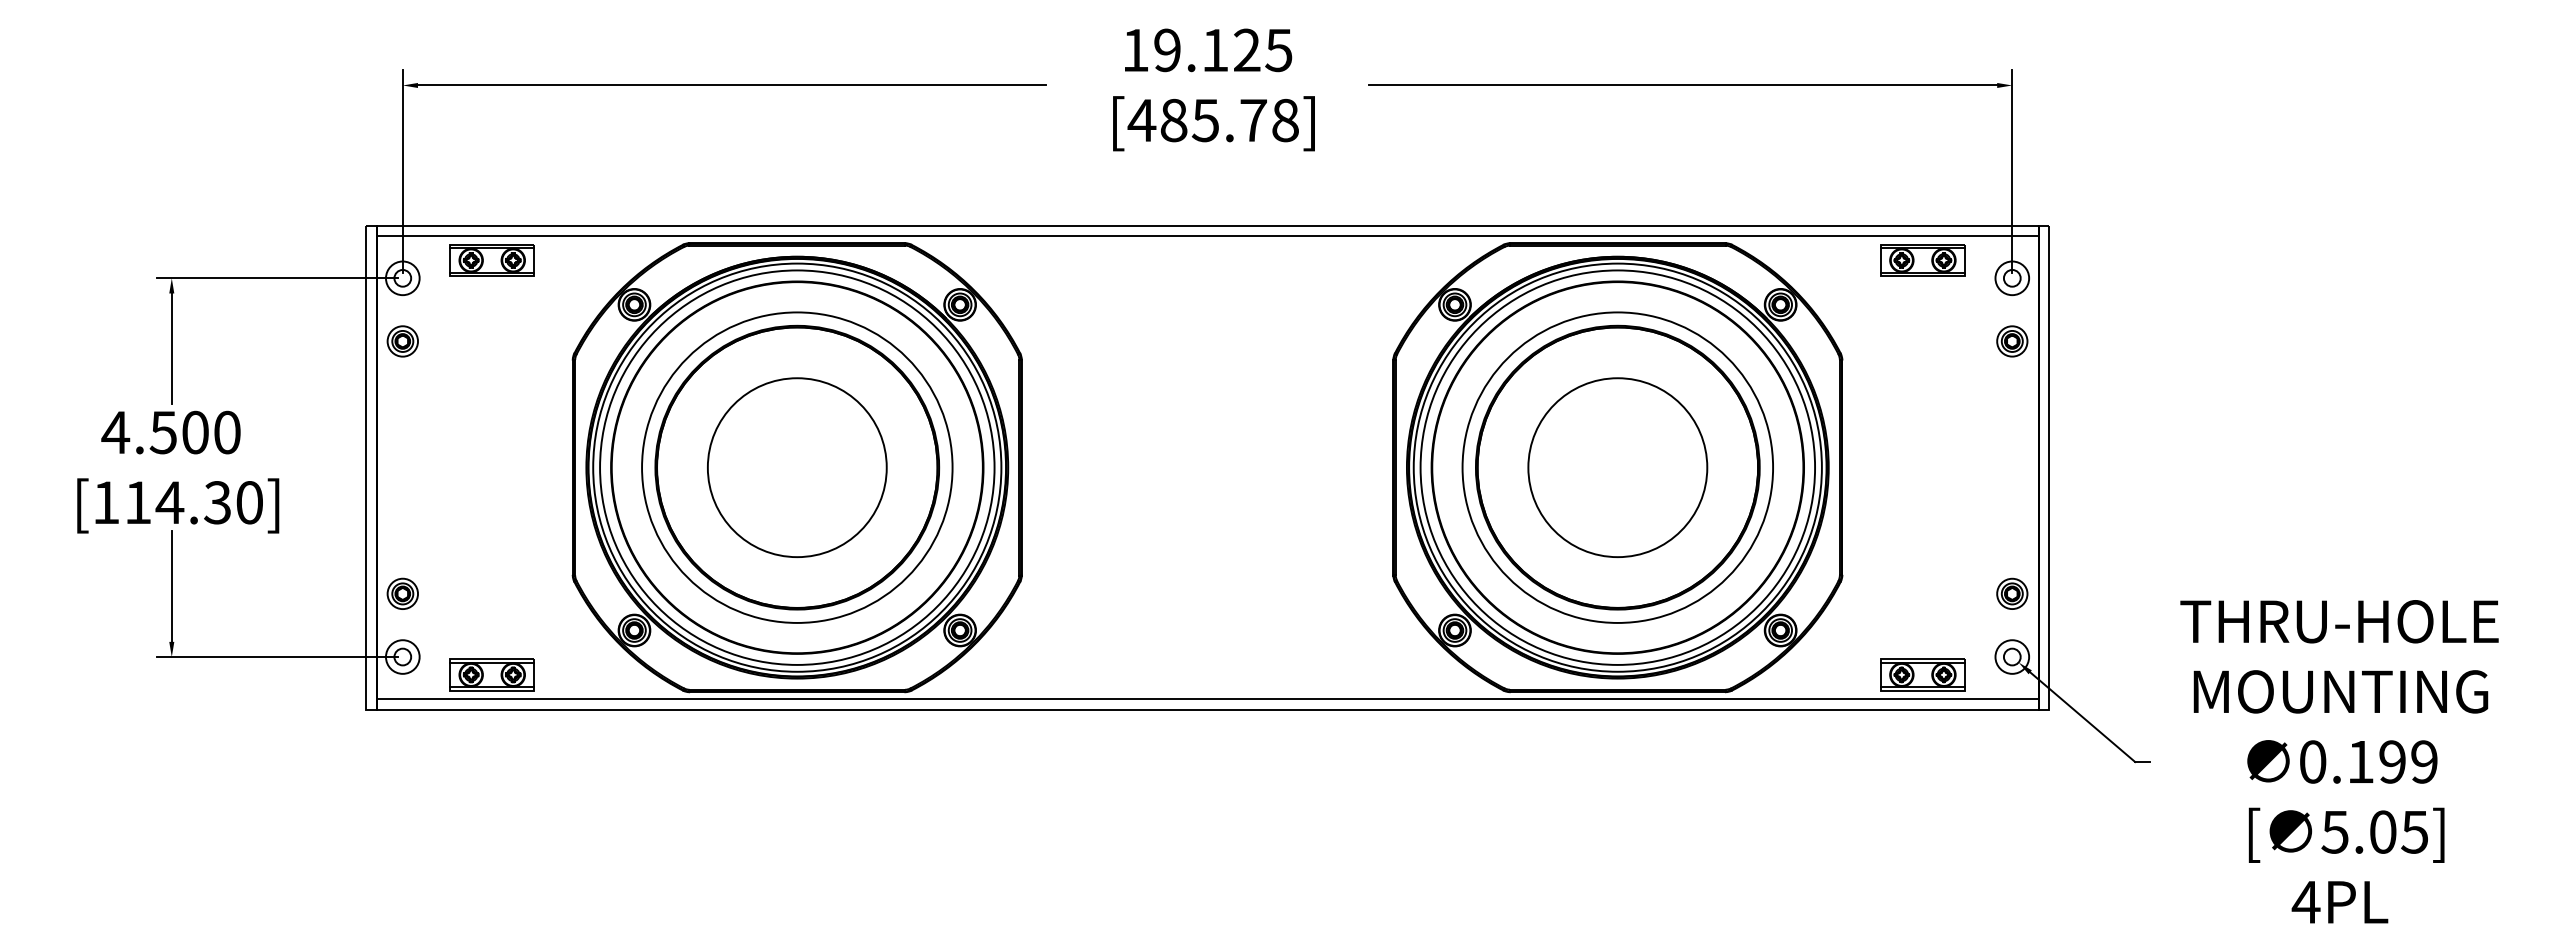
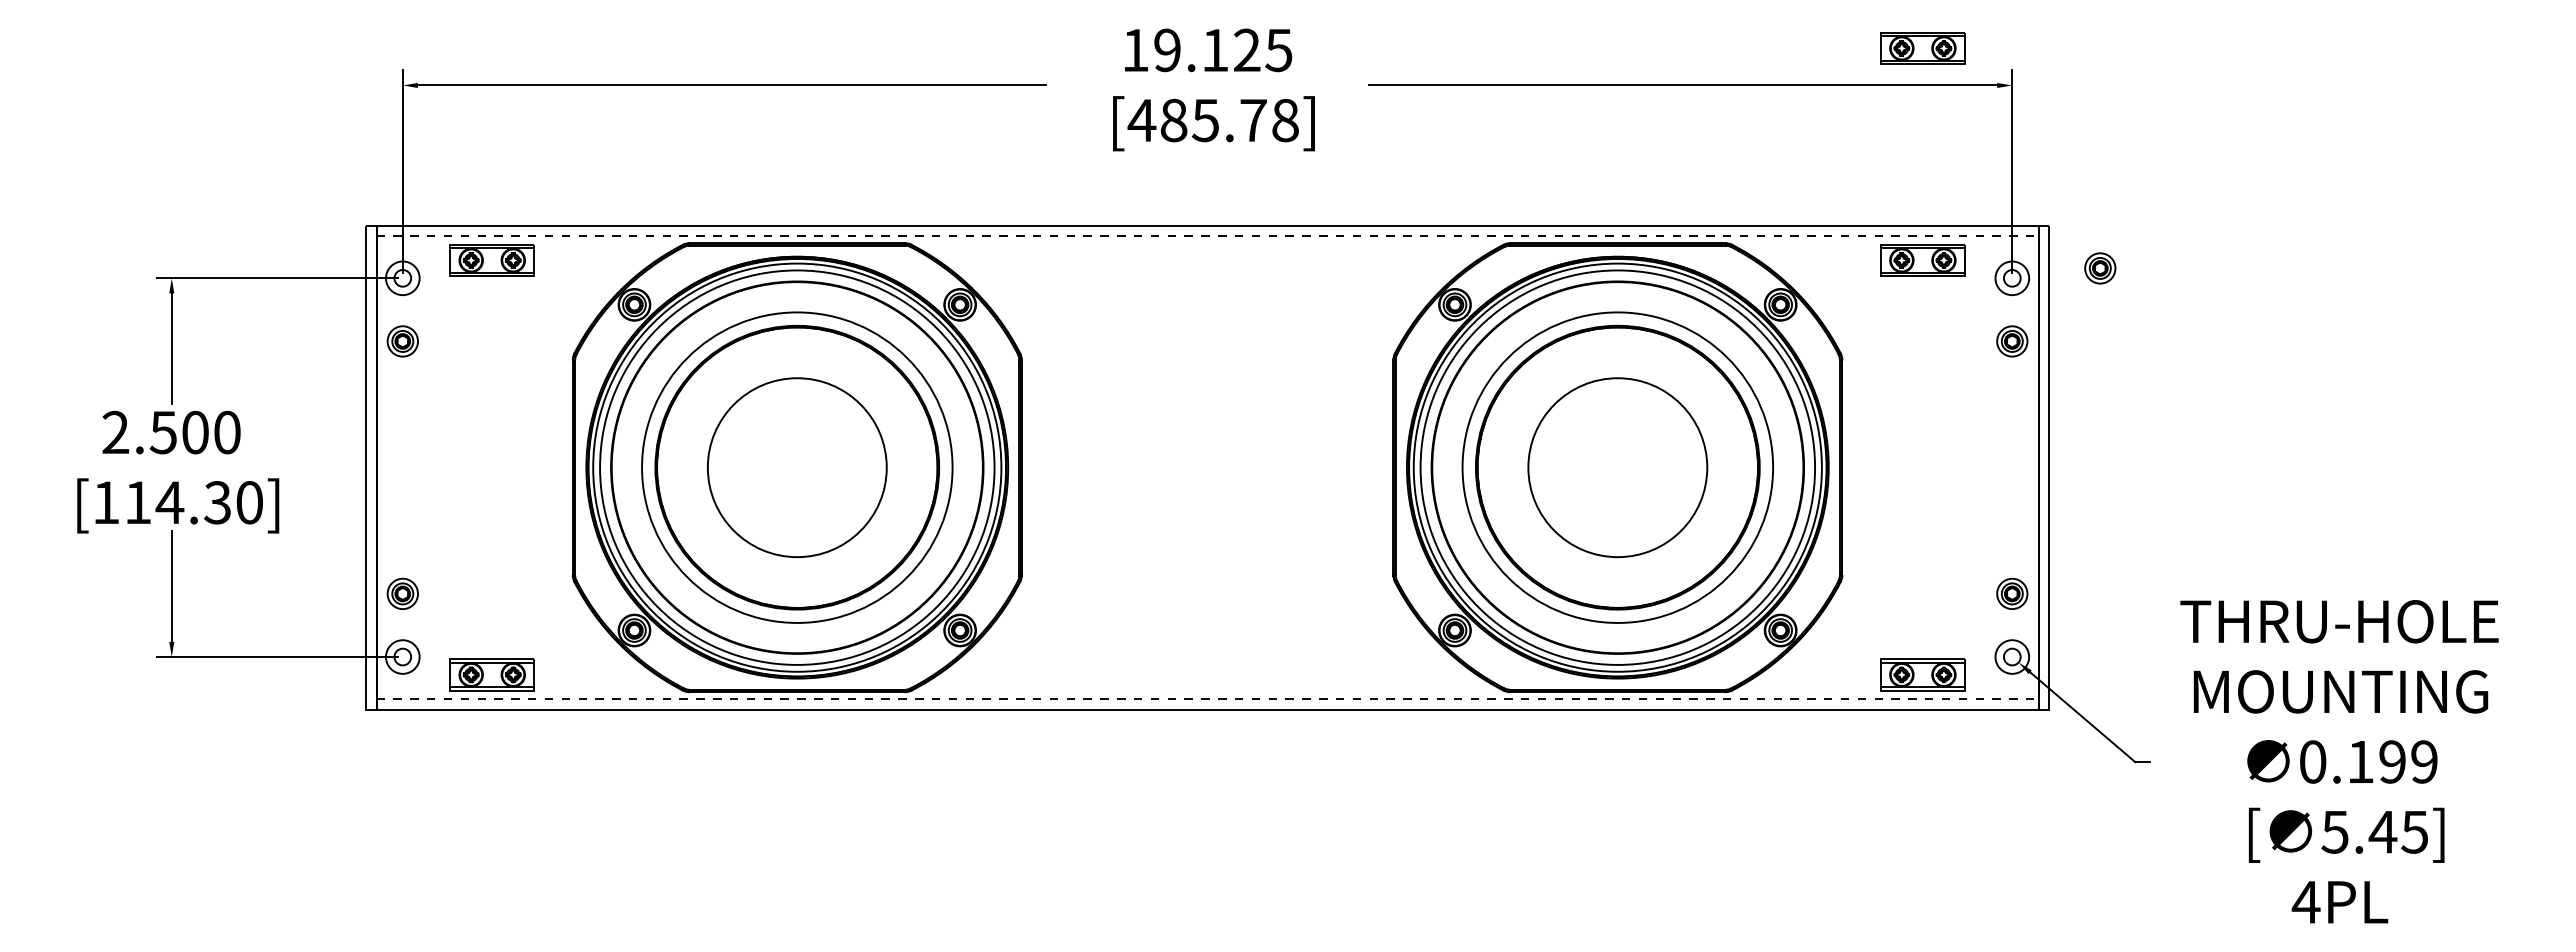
part: none -> present (1922, 48)
line: solid -> dashed (1208, 236)
part: none -> present (2100, 268)
text: 4.500 -> 2.500 (115, 431)
line: solid -> dashed (1208, 699)
text: 5.05] -> 5.45] (2382, 831)
